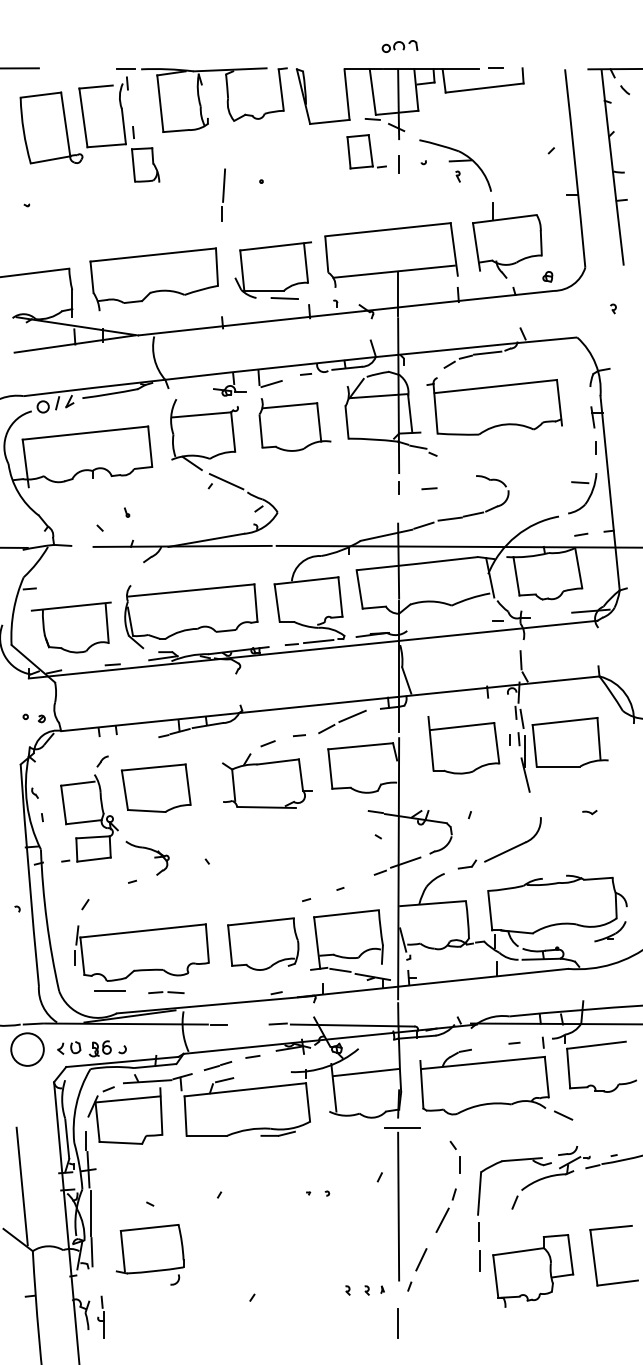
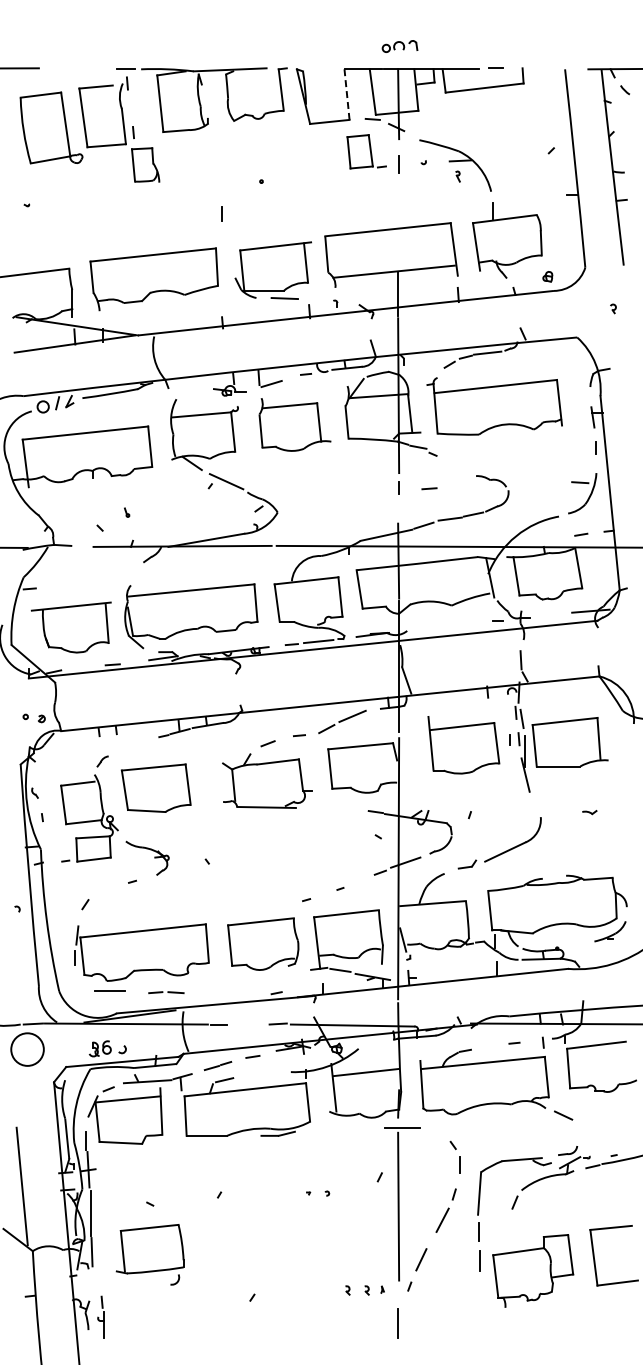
line: solid -> dashed (346, 94)
line: present -> none (224, 185)
part: present -> none (69, 1047)
